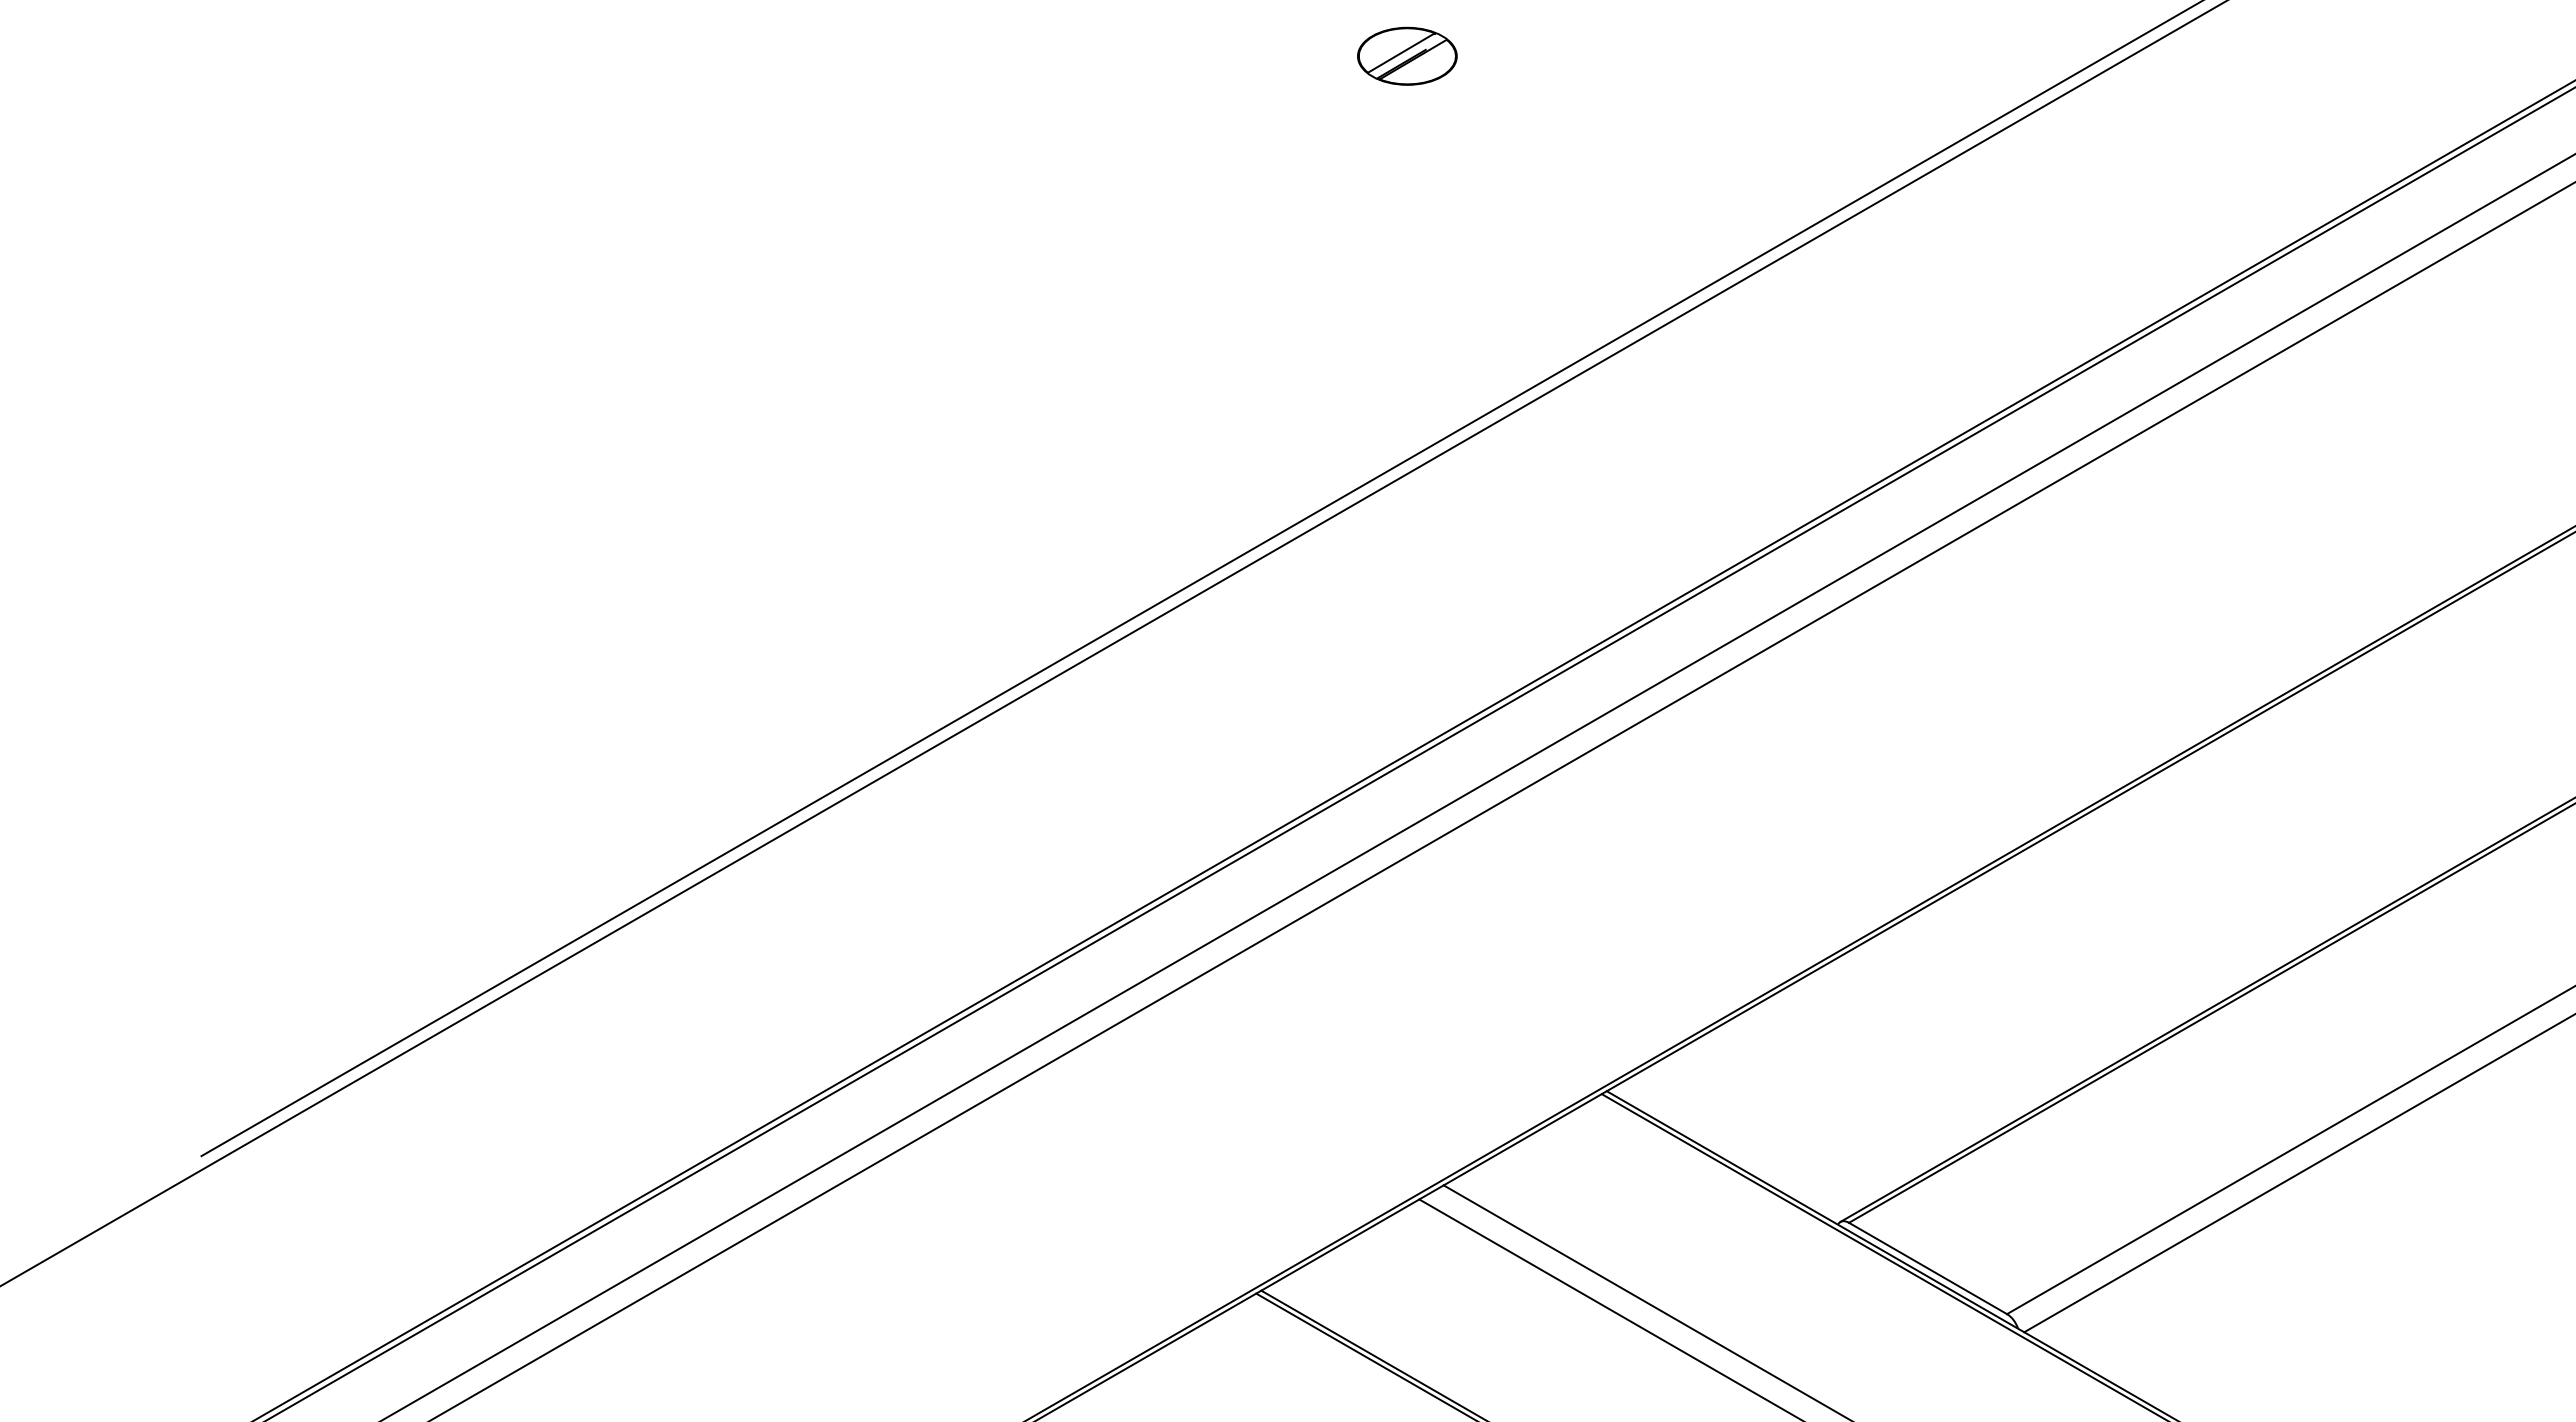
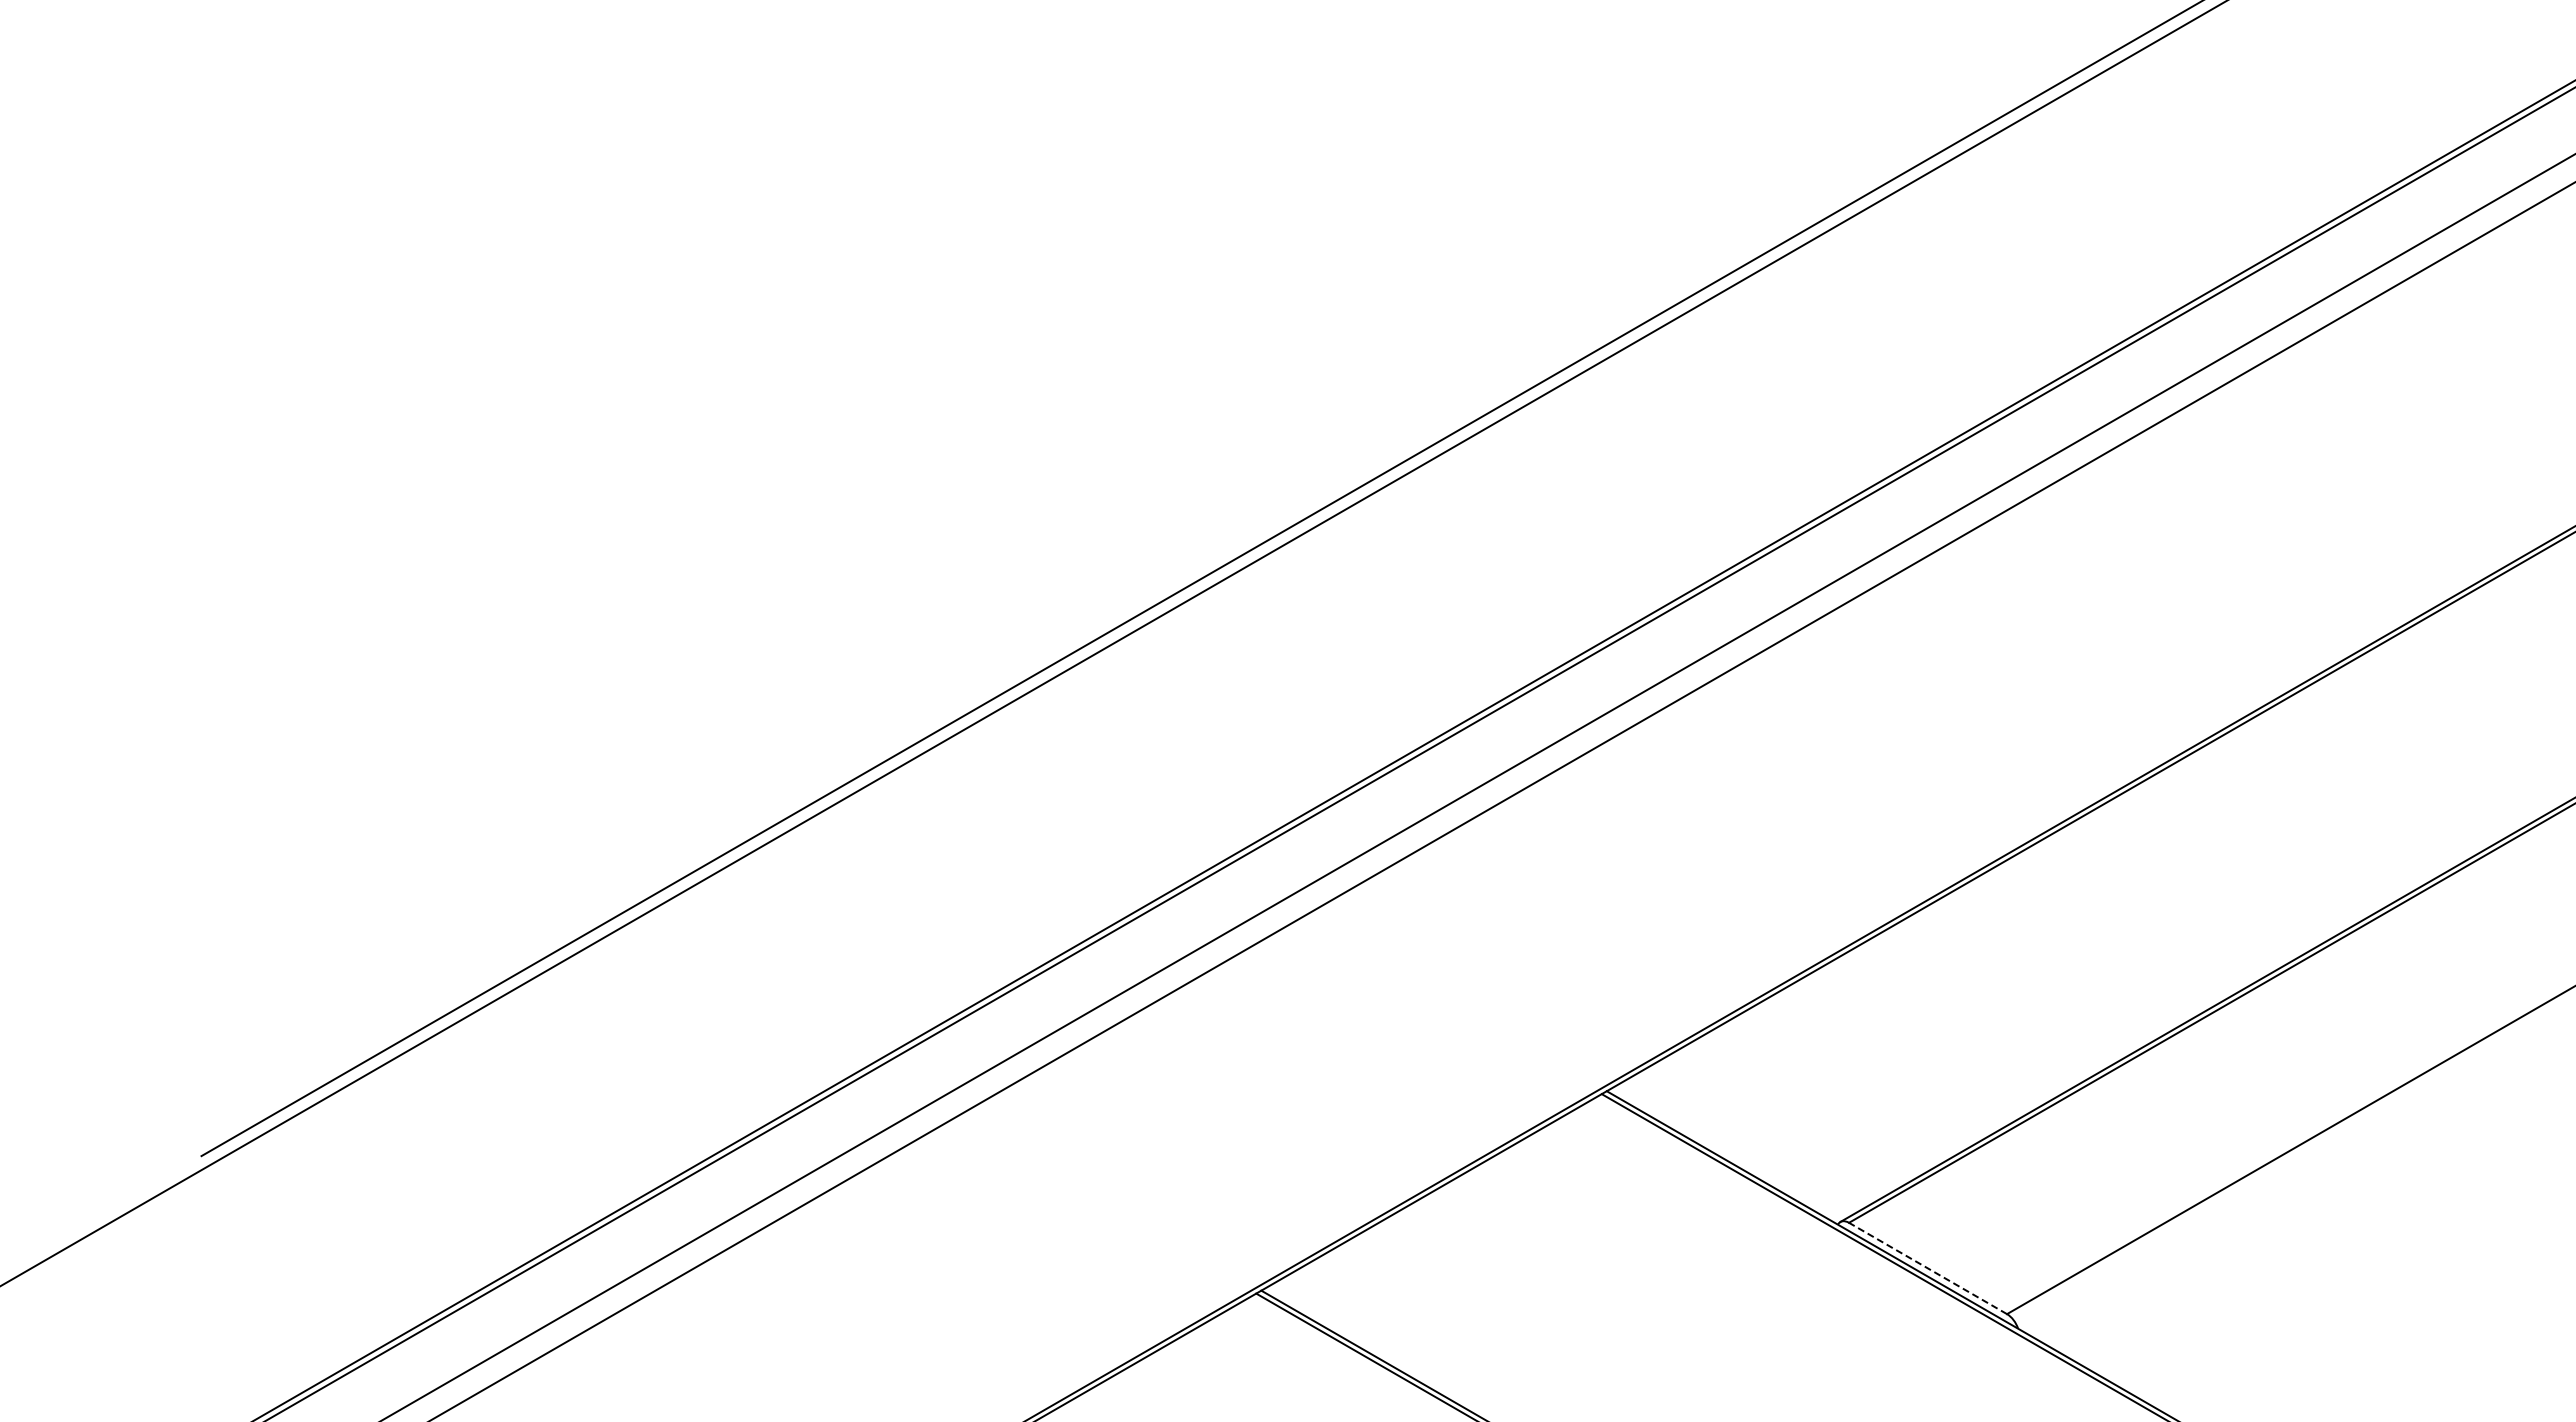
part: present -> none (1407, 55)
line: present -> none (2298, 1173)
line: solid -> dashed (1927, 1268)
line: present -> none (1645, 1301)
line: present -> none (1609, 1308)
